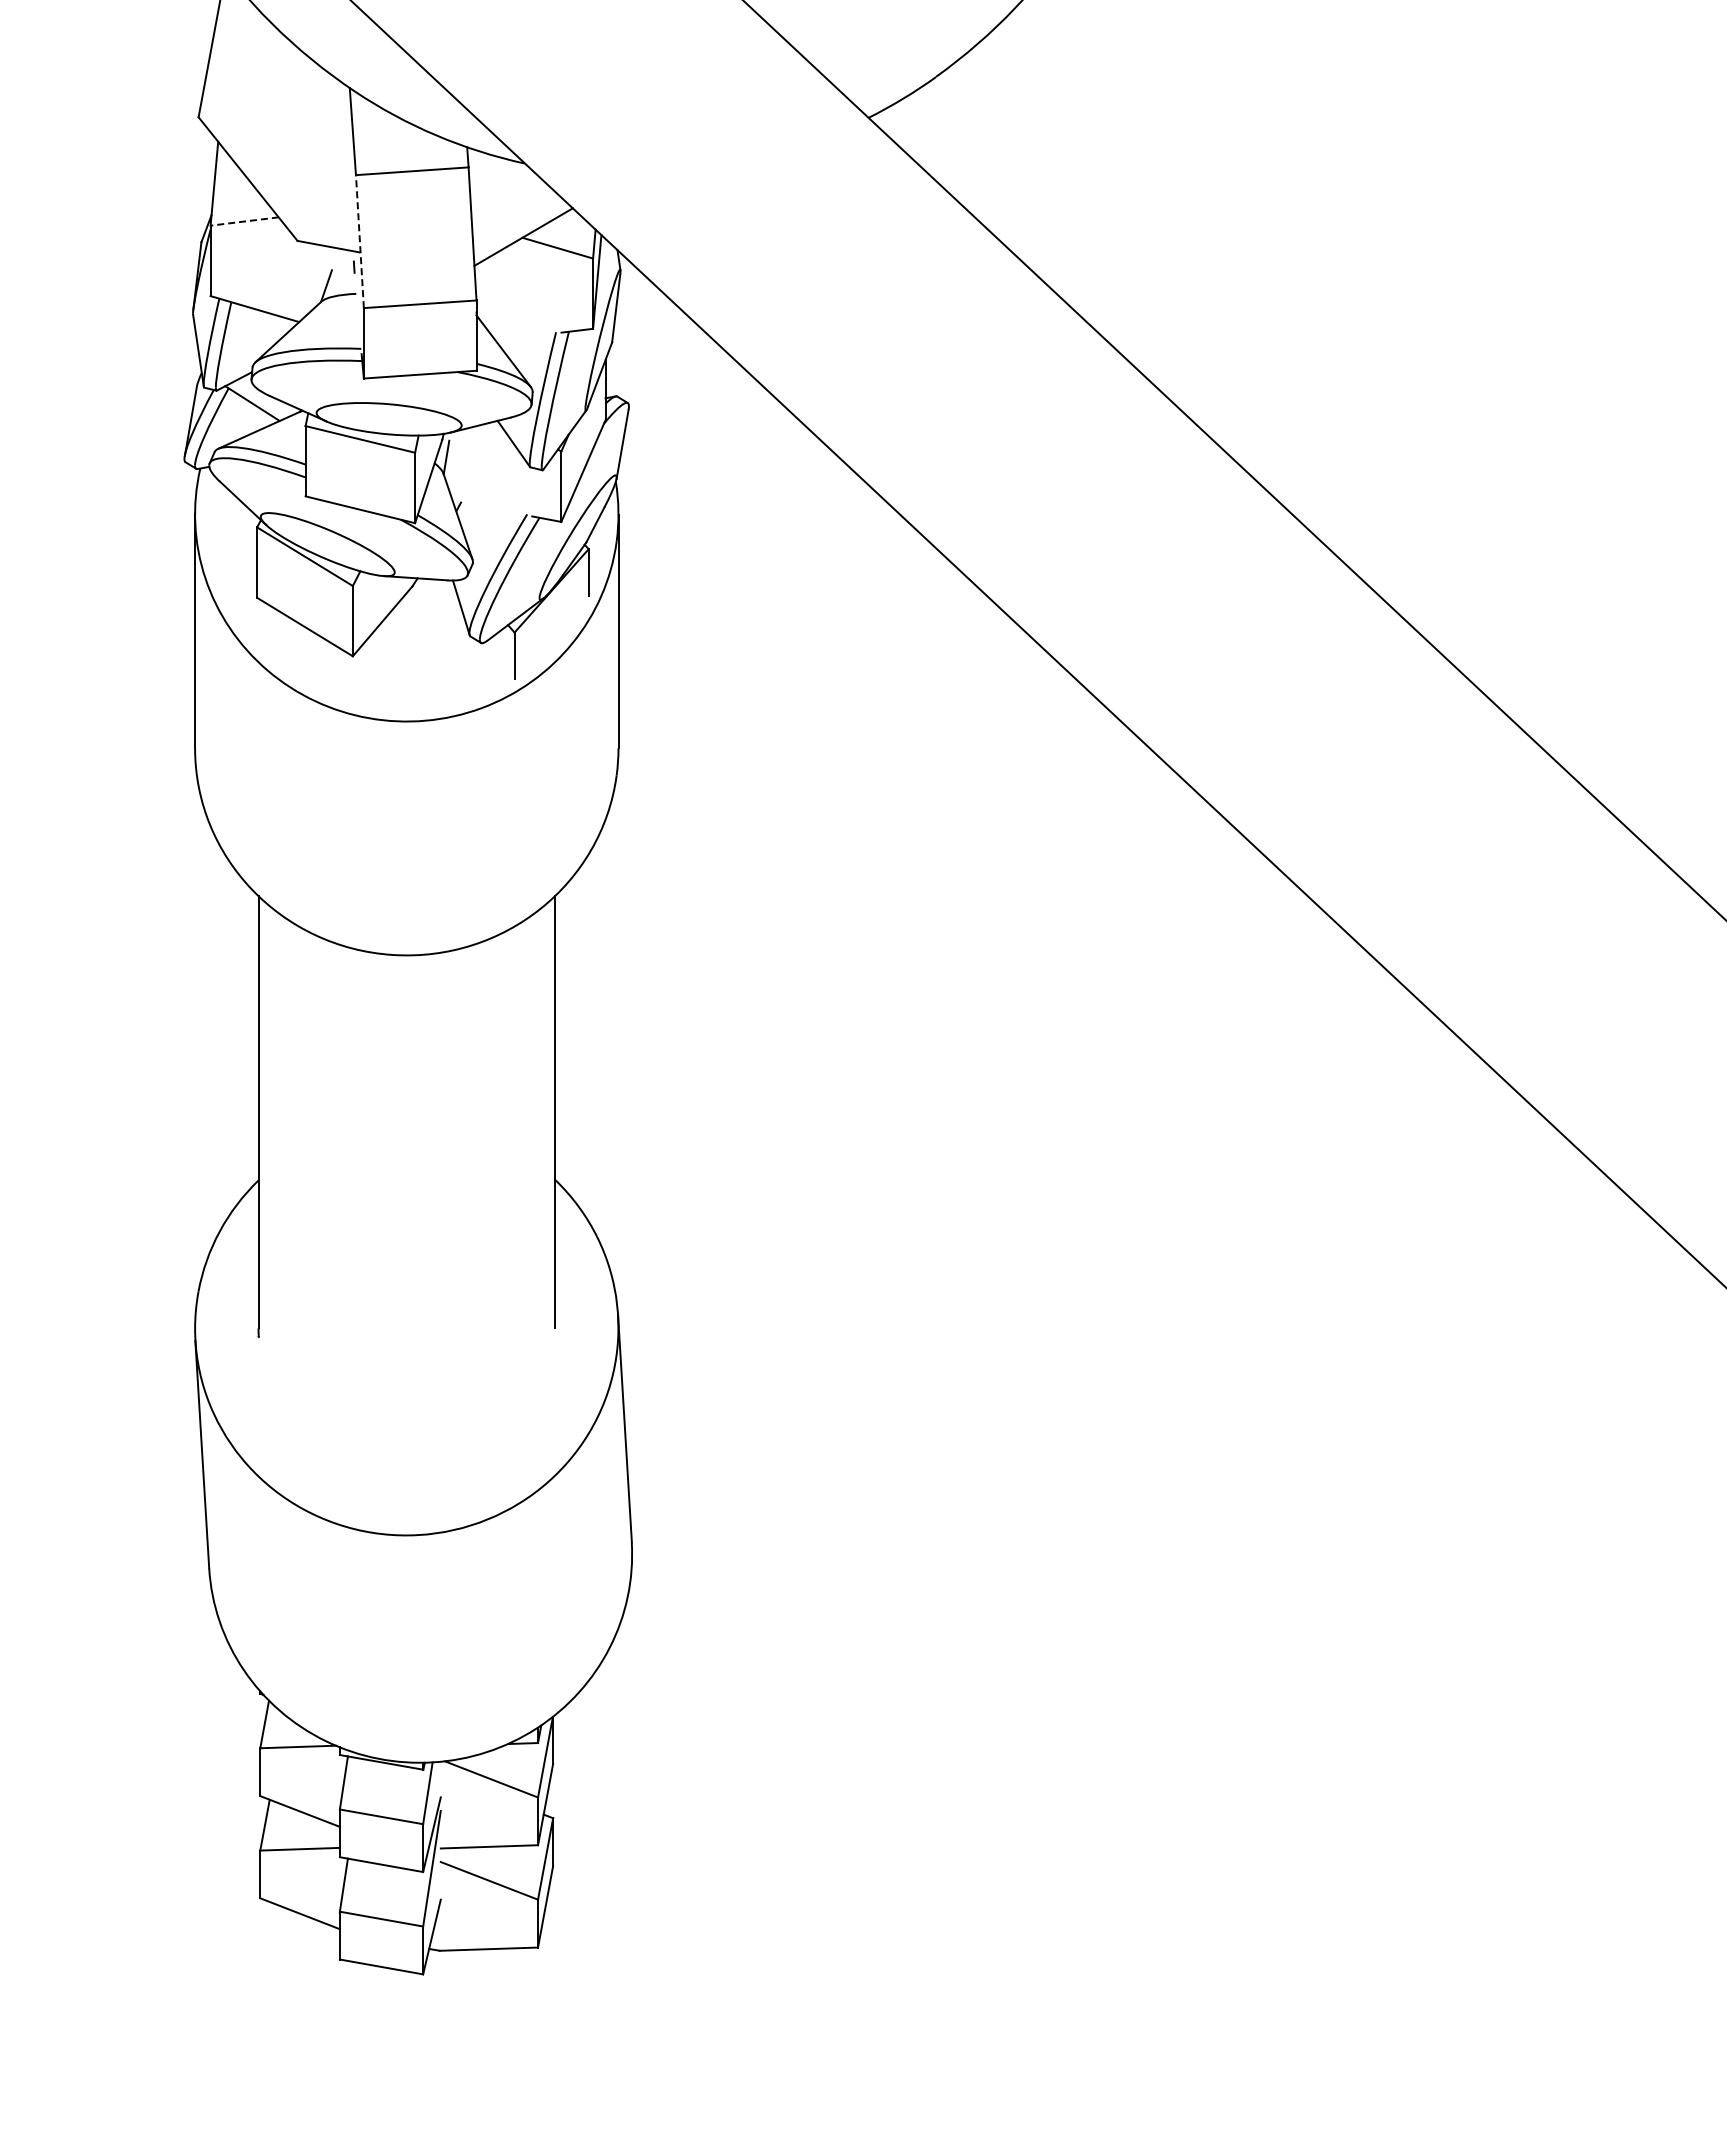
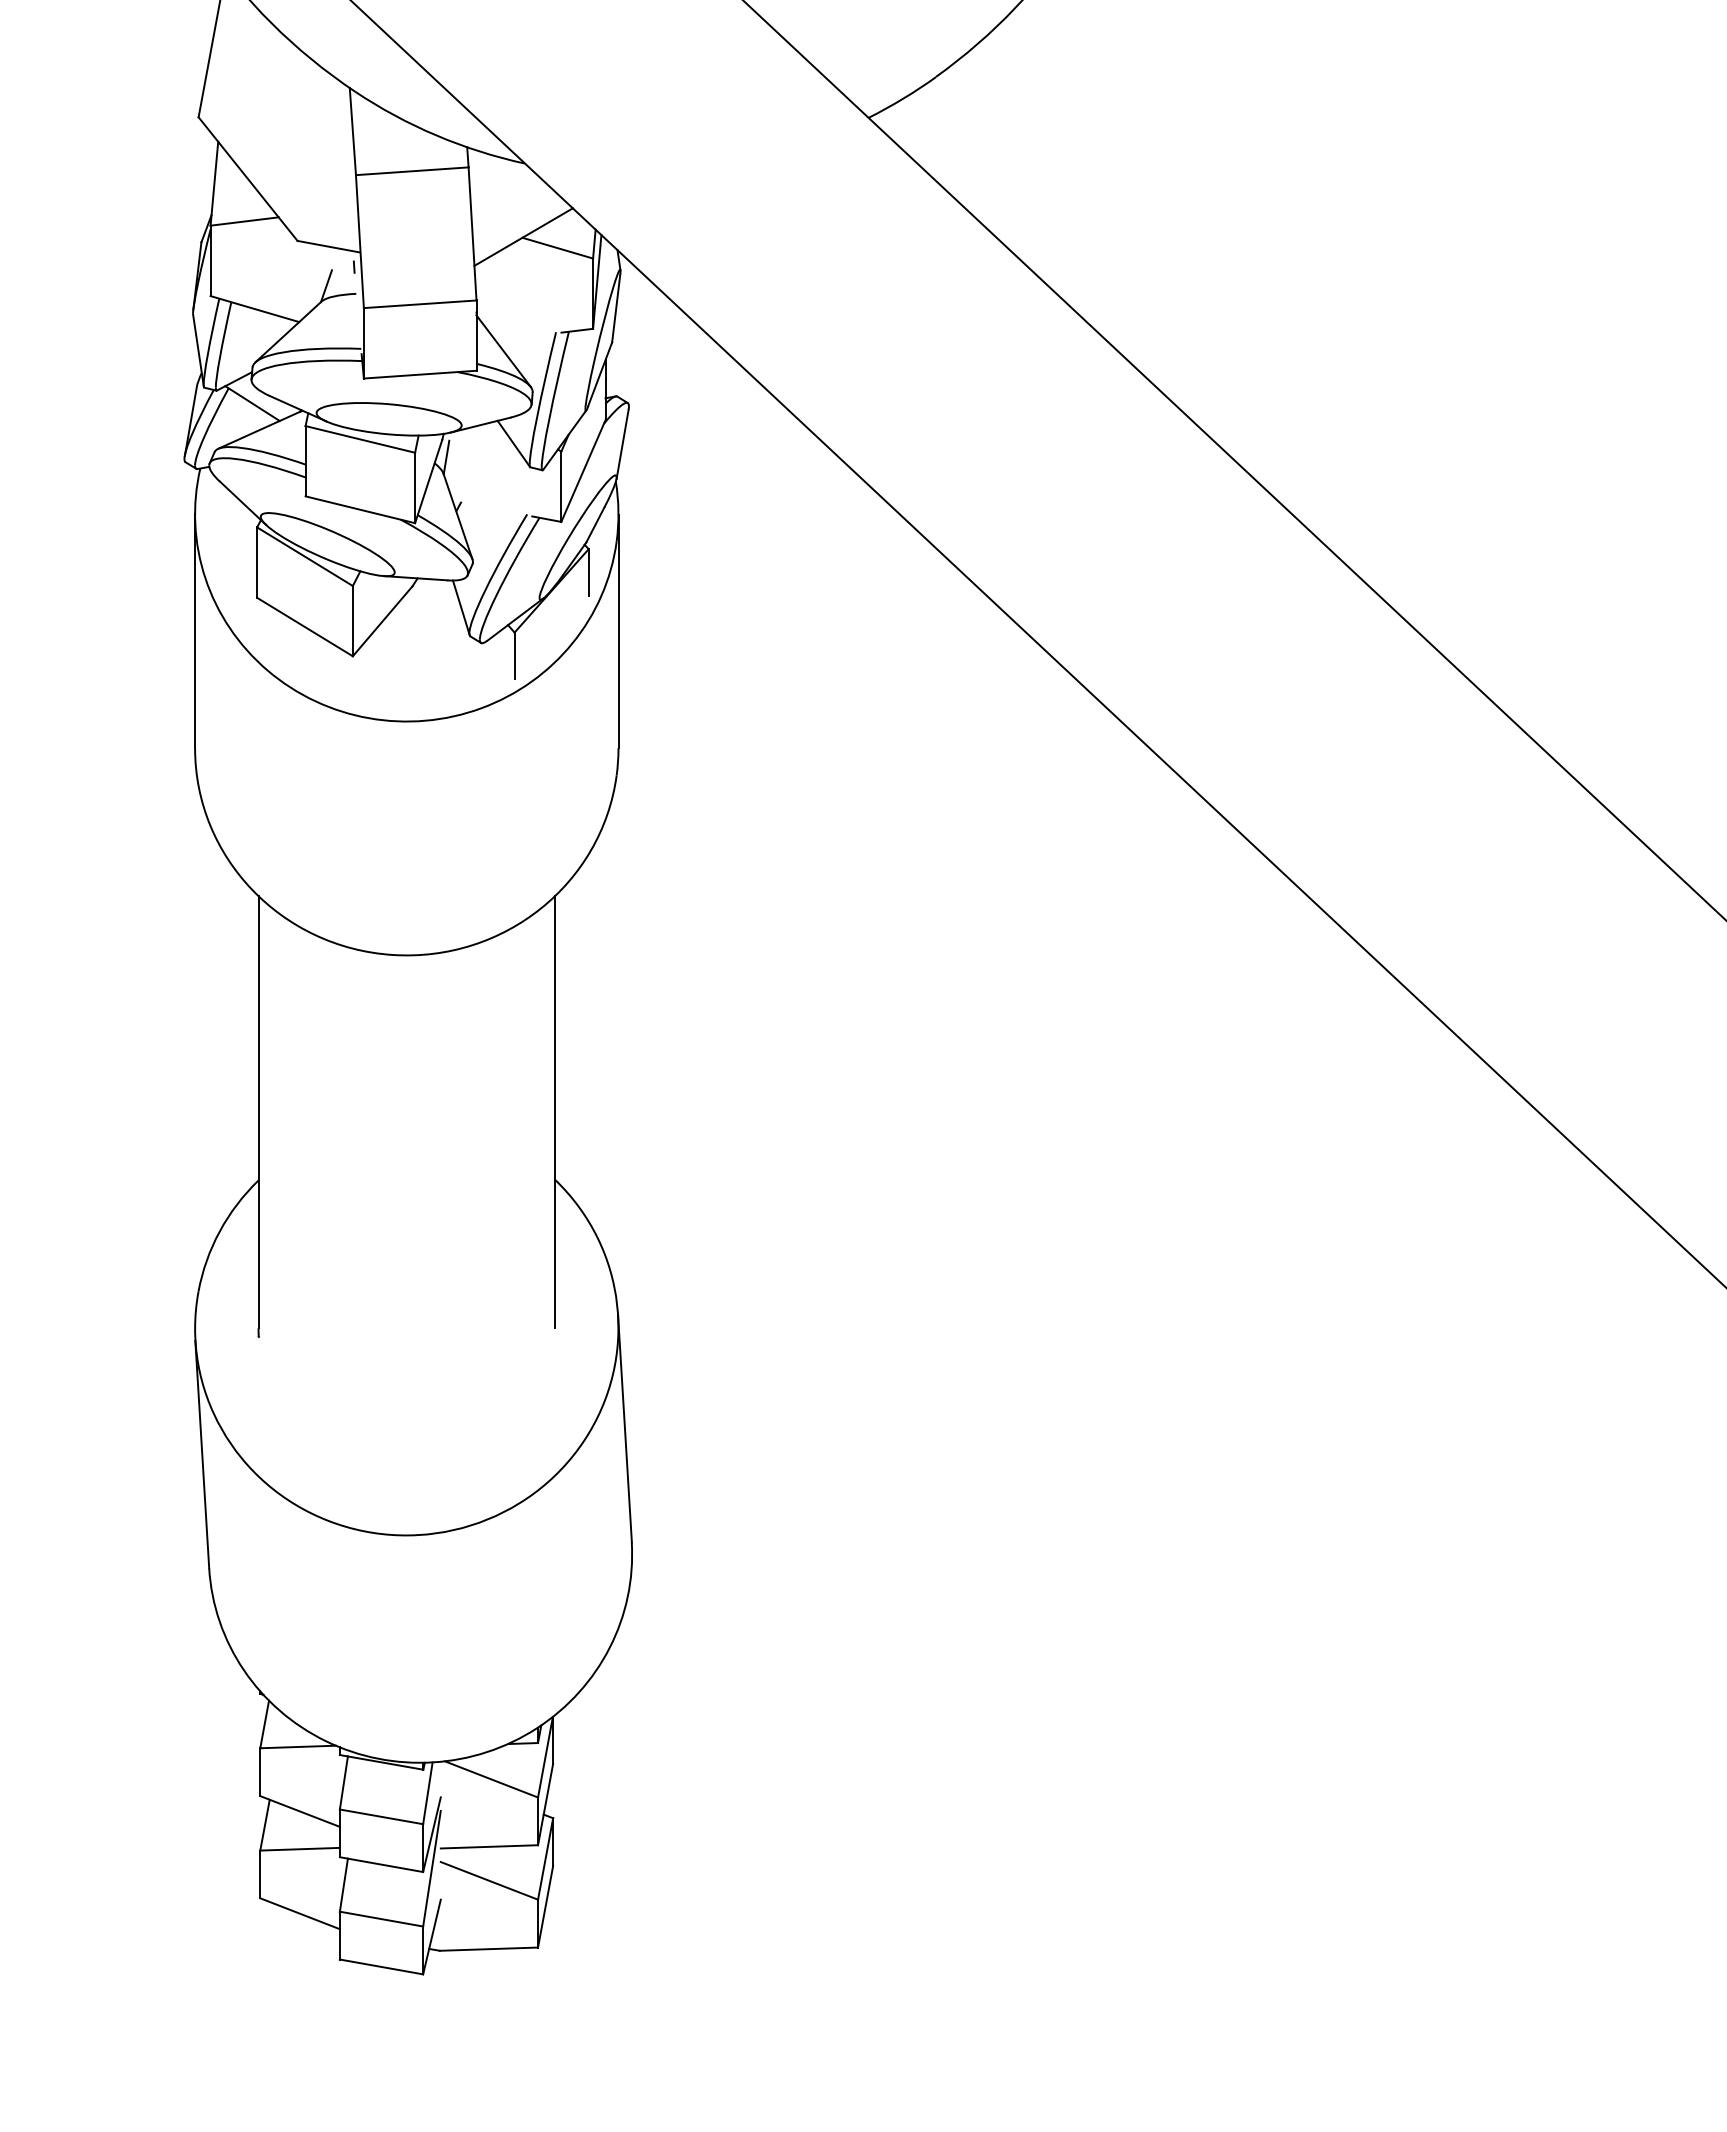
line: dashed -> solid (244, 221)
line: dashed -> solid (359, 241)
